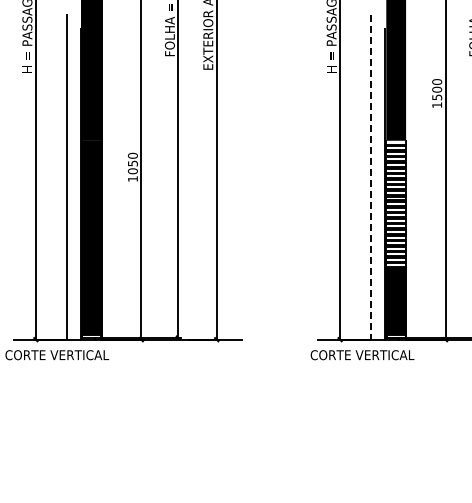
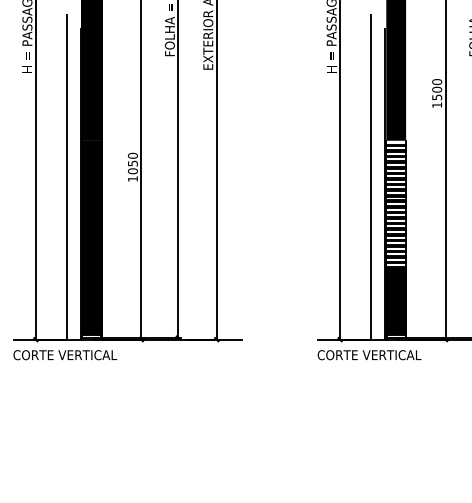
line: dashed -> solid (371, 178)
text position: (57, 355) -> (65, 355) (65, 355)
text position: (362, 355) -> (369, 355) (369, 355)
